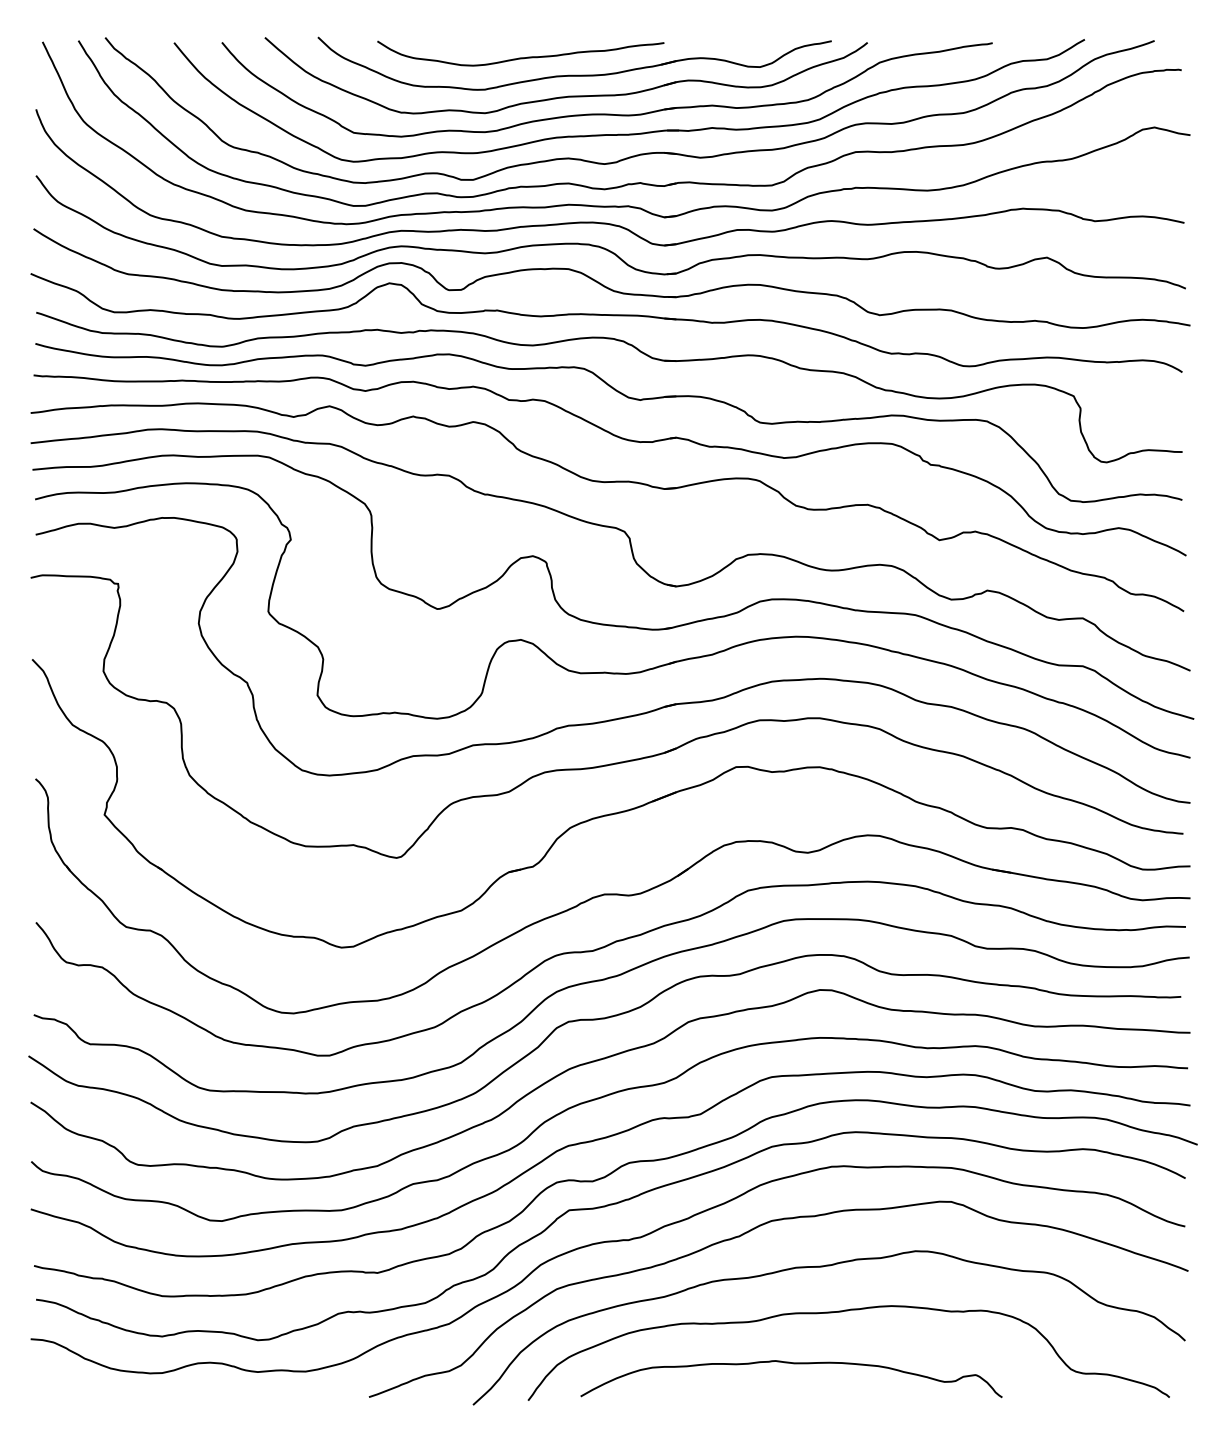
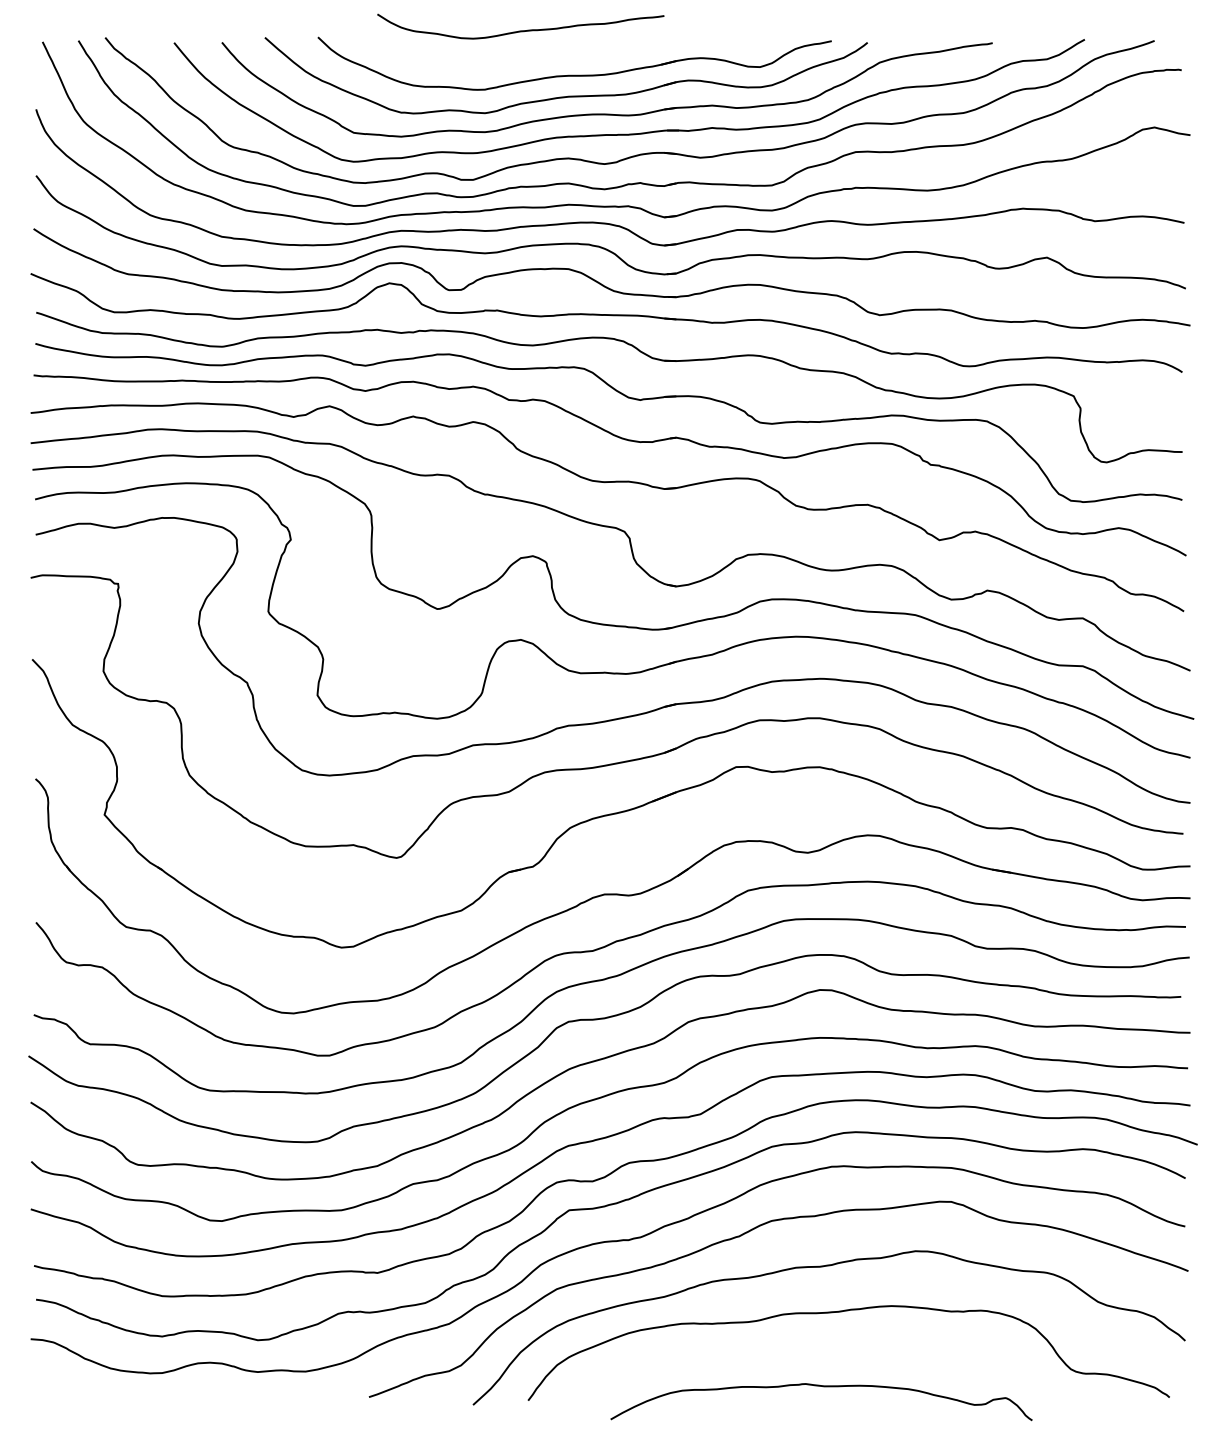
curve position: (520, 57) -> (520, 30) (520, 30)
curve position: (793, 1364) -> (823, 1387) (823, 1387)
